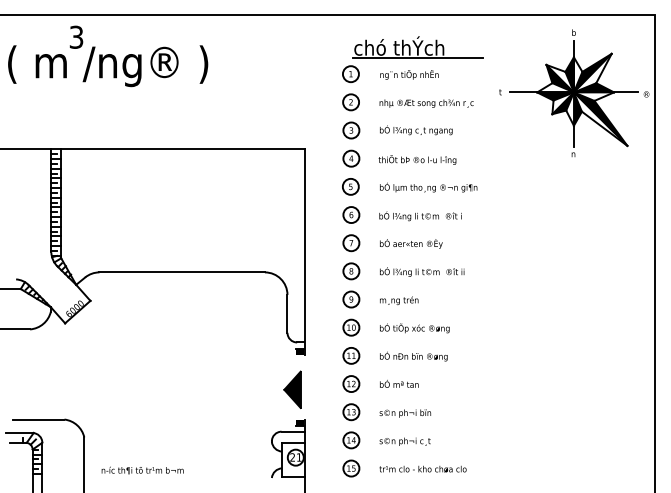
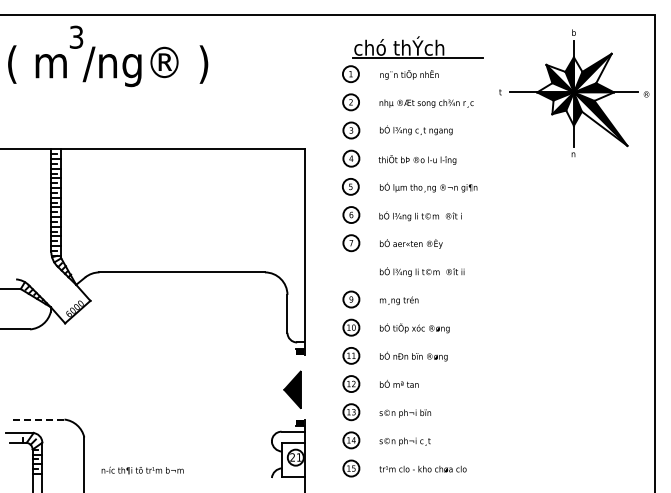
part: present -> none (351, 271)
line: solid -> dashed (38, 419)
